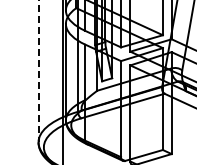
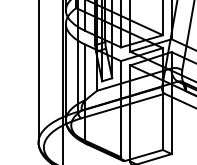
line: dashed -> solid (38, 71)
